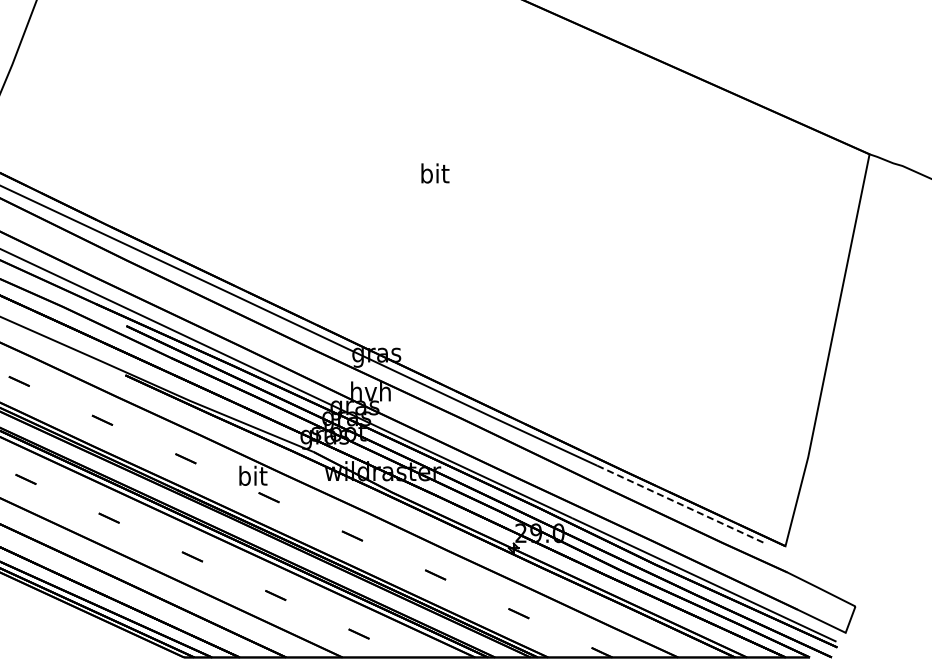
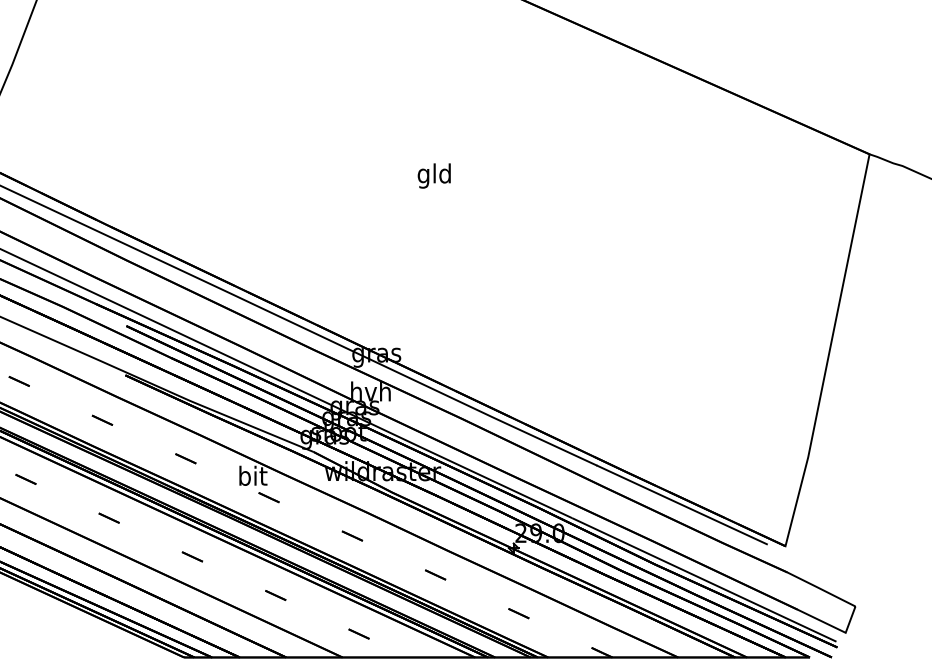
text: bit -> gld (433, 175)
line: dashed -> solid (682, 505)
